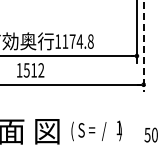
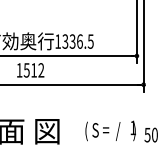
text: 1174.8 -> 1336.5 (77, 41)
line: dashed -> solid (143, 46)
text position: (96, 130) -> (110, 130) (110, 130)
